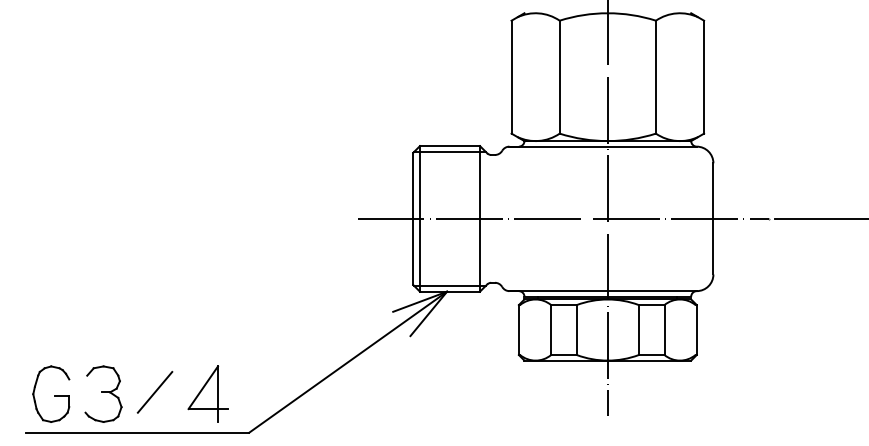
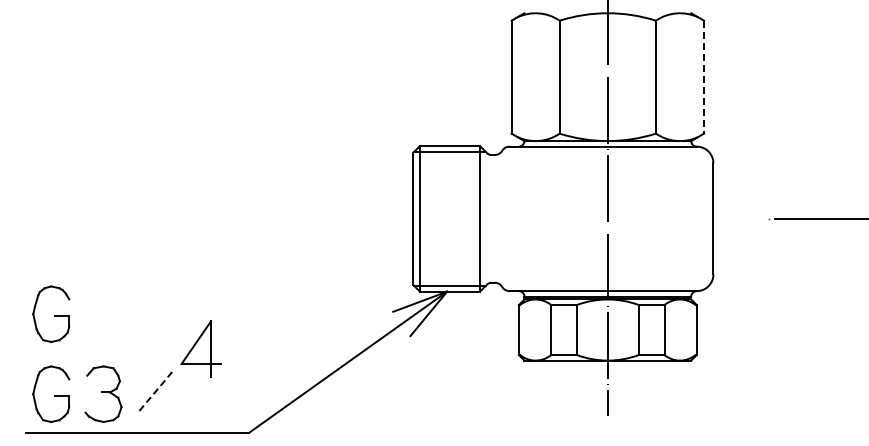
line: solid -> dashed (704, 77)
line: present -> none (563, 218)
part: none -> present (51, 313)
line: solid -> dashed (155, 392)
part position: (207, 393) -> (200, 348) (200, 348)
